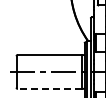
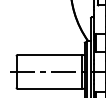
line: dashed -> solid (49, 89)
